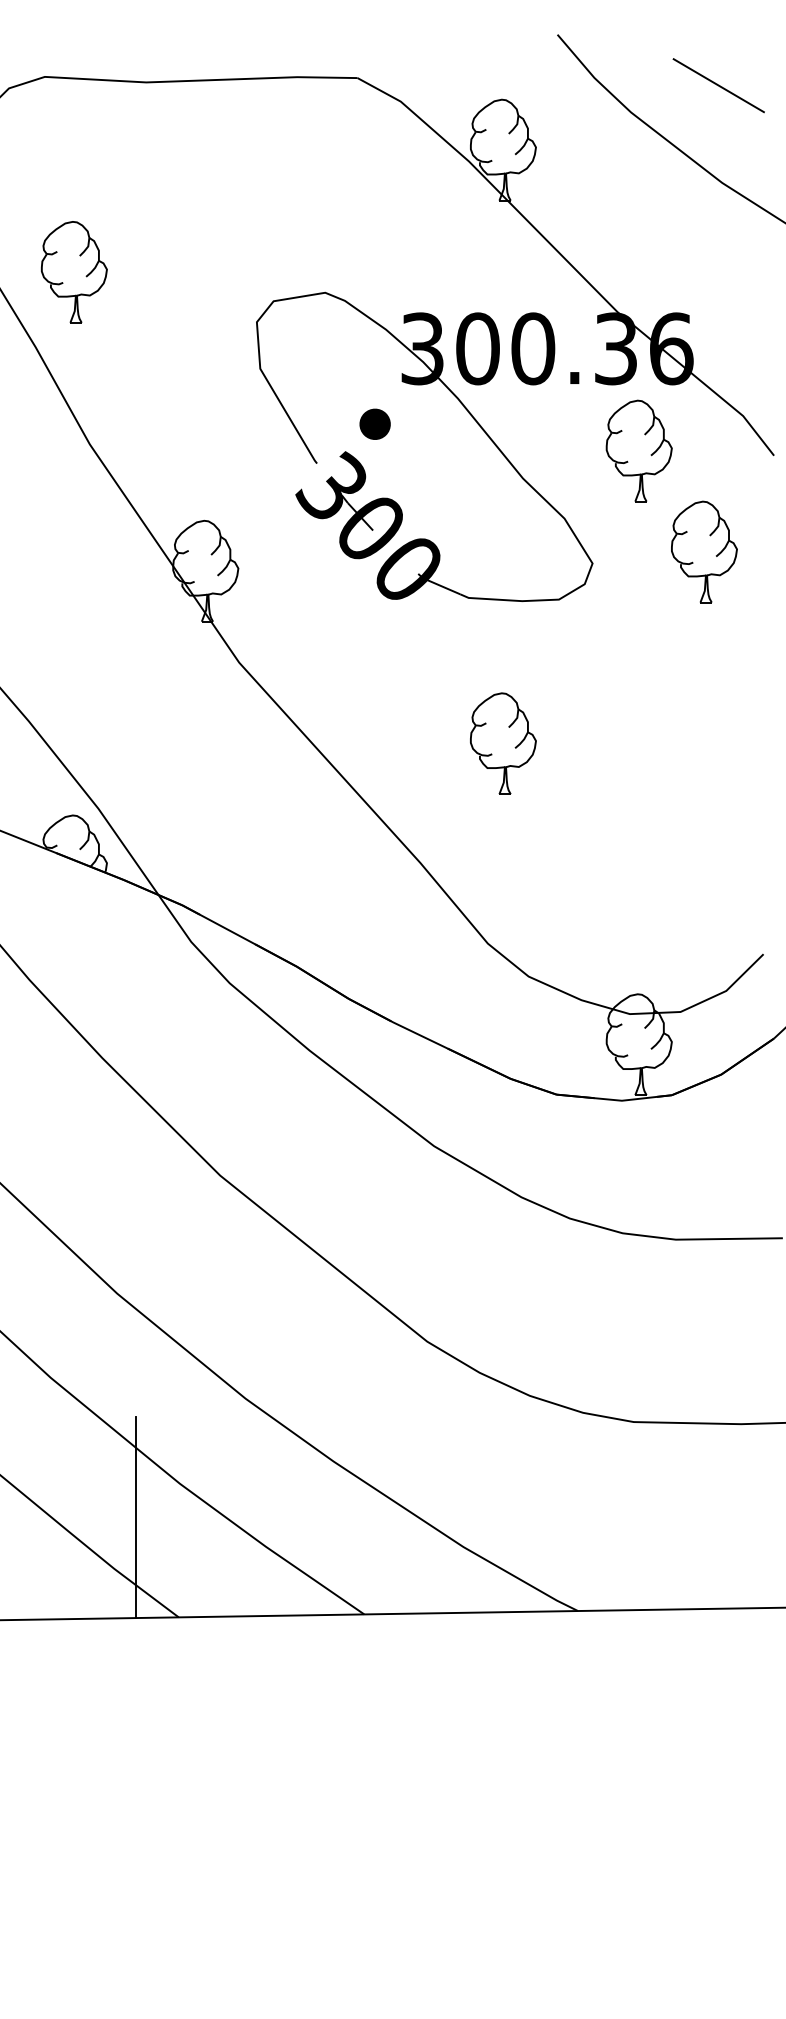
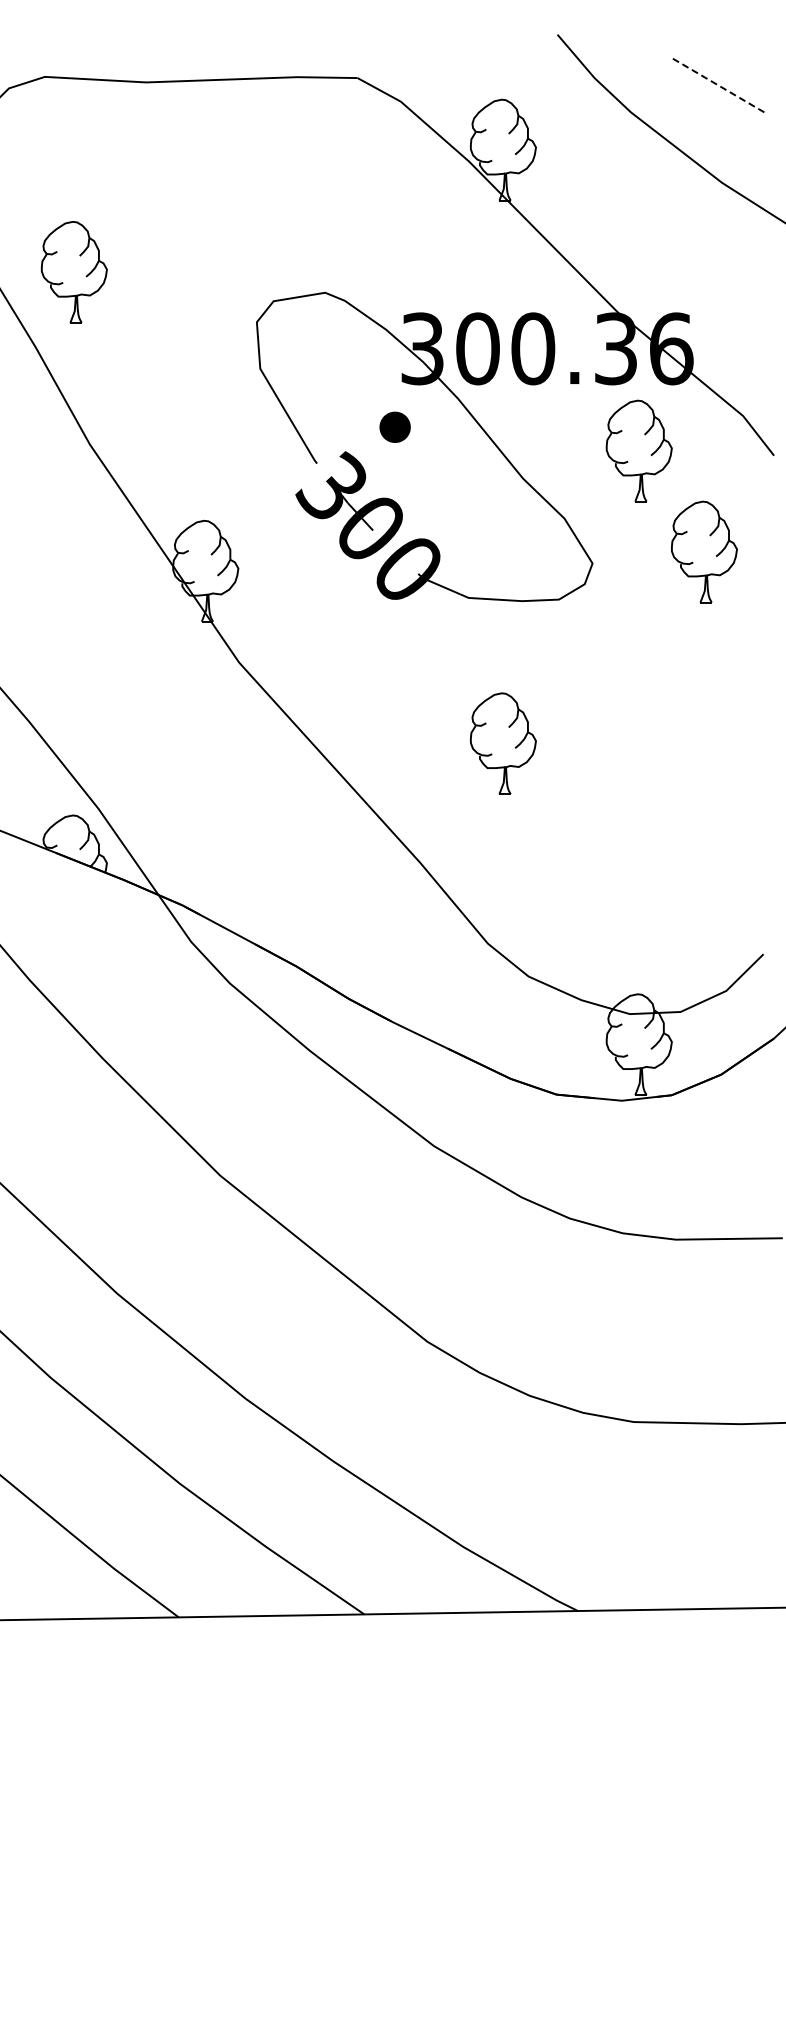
line: solid -> dashed (719, 85)
part position: (374, 423) -> (394, 426) (394, 426)
line: present -> none (136, 1517)
